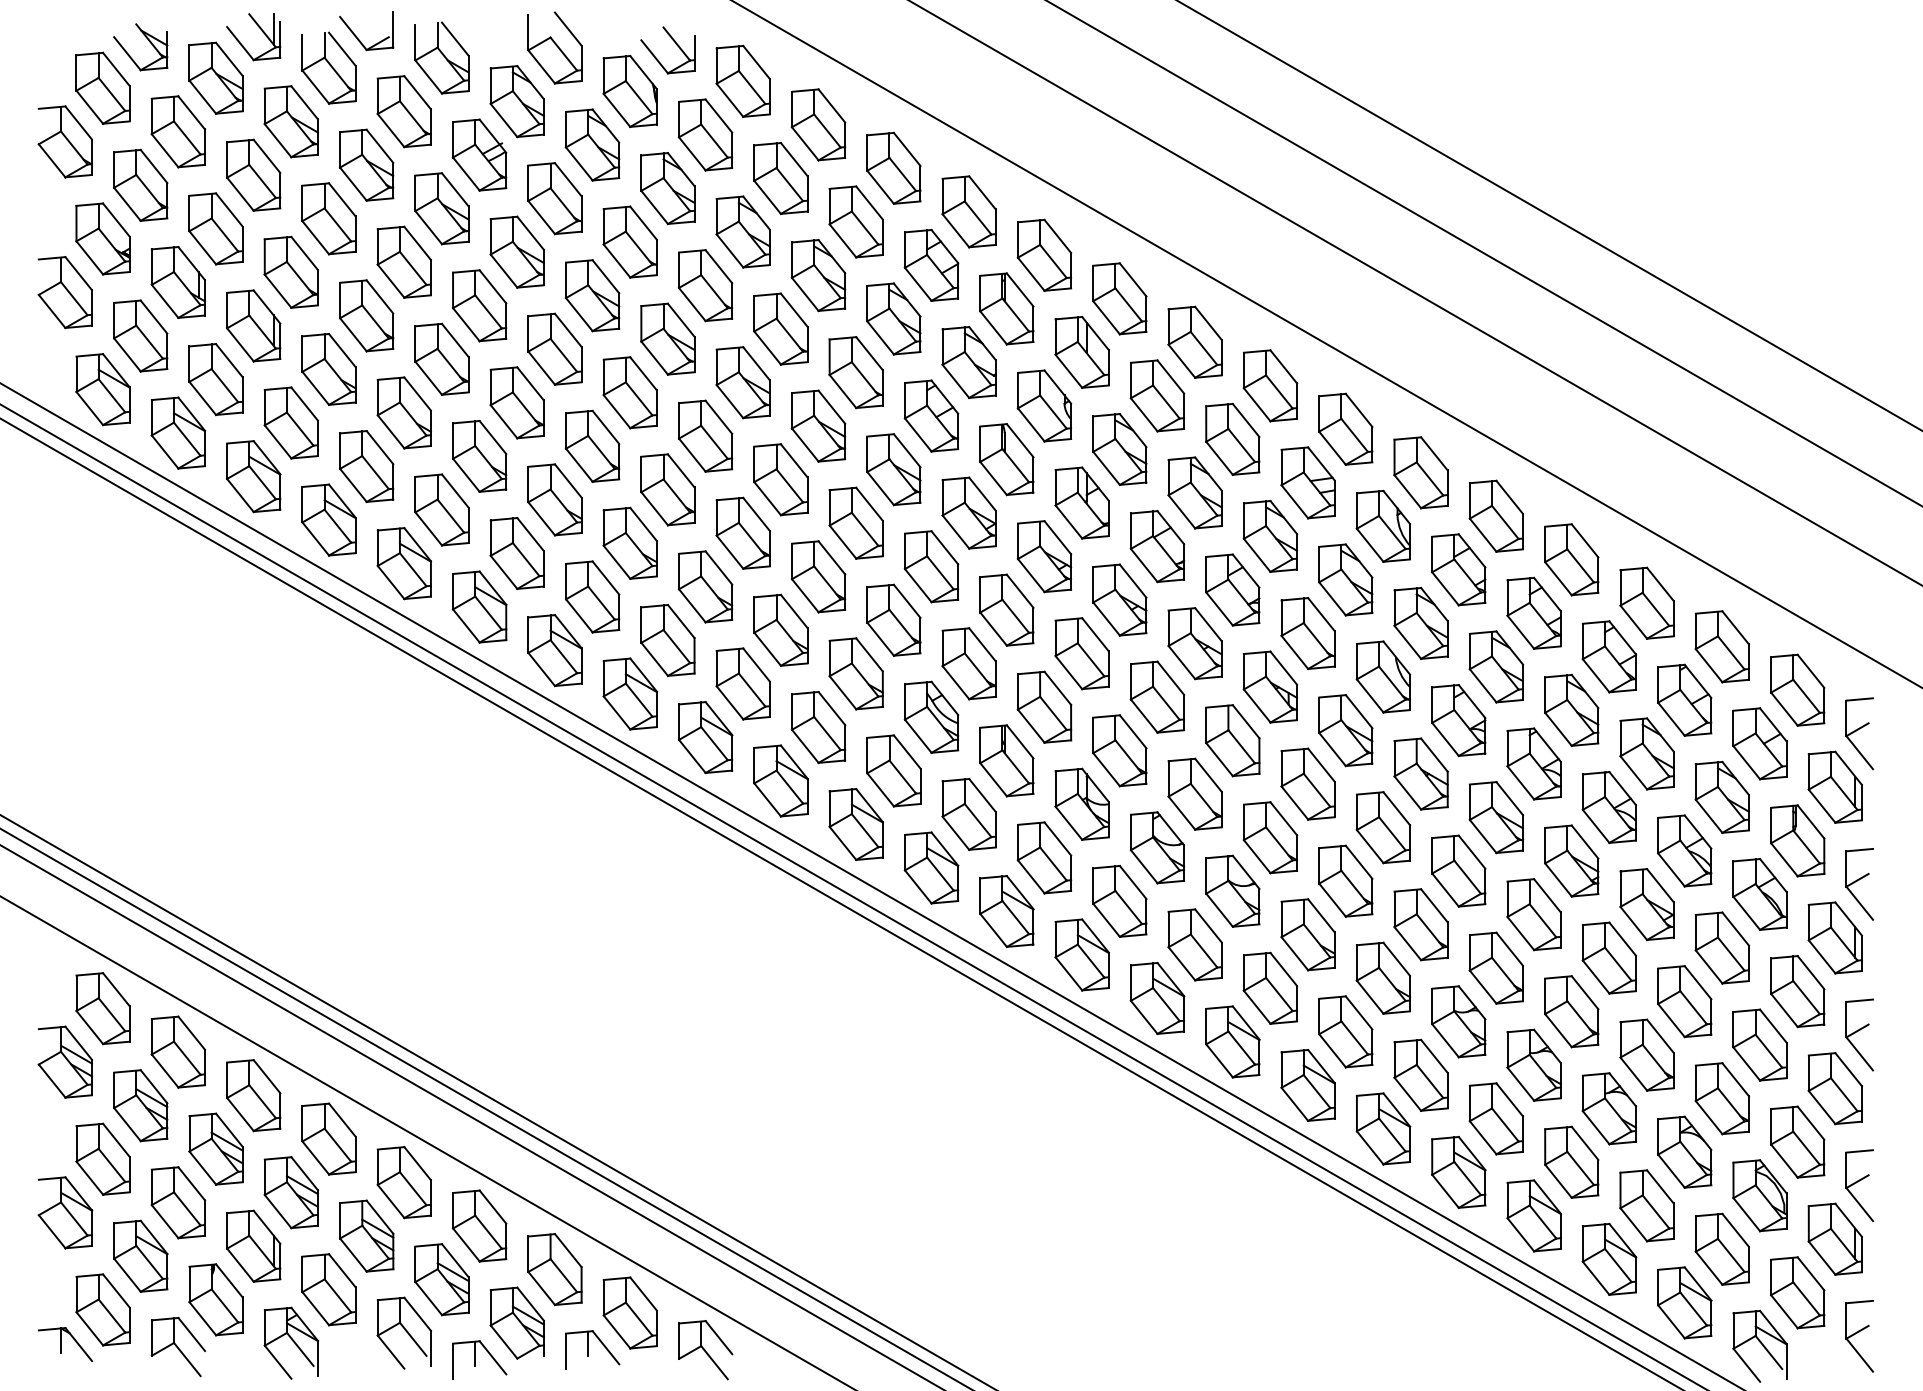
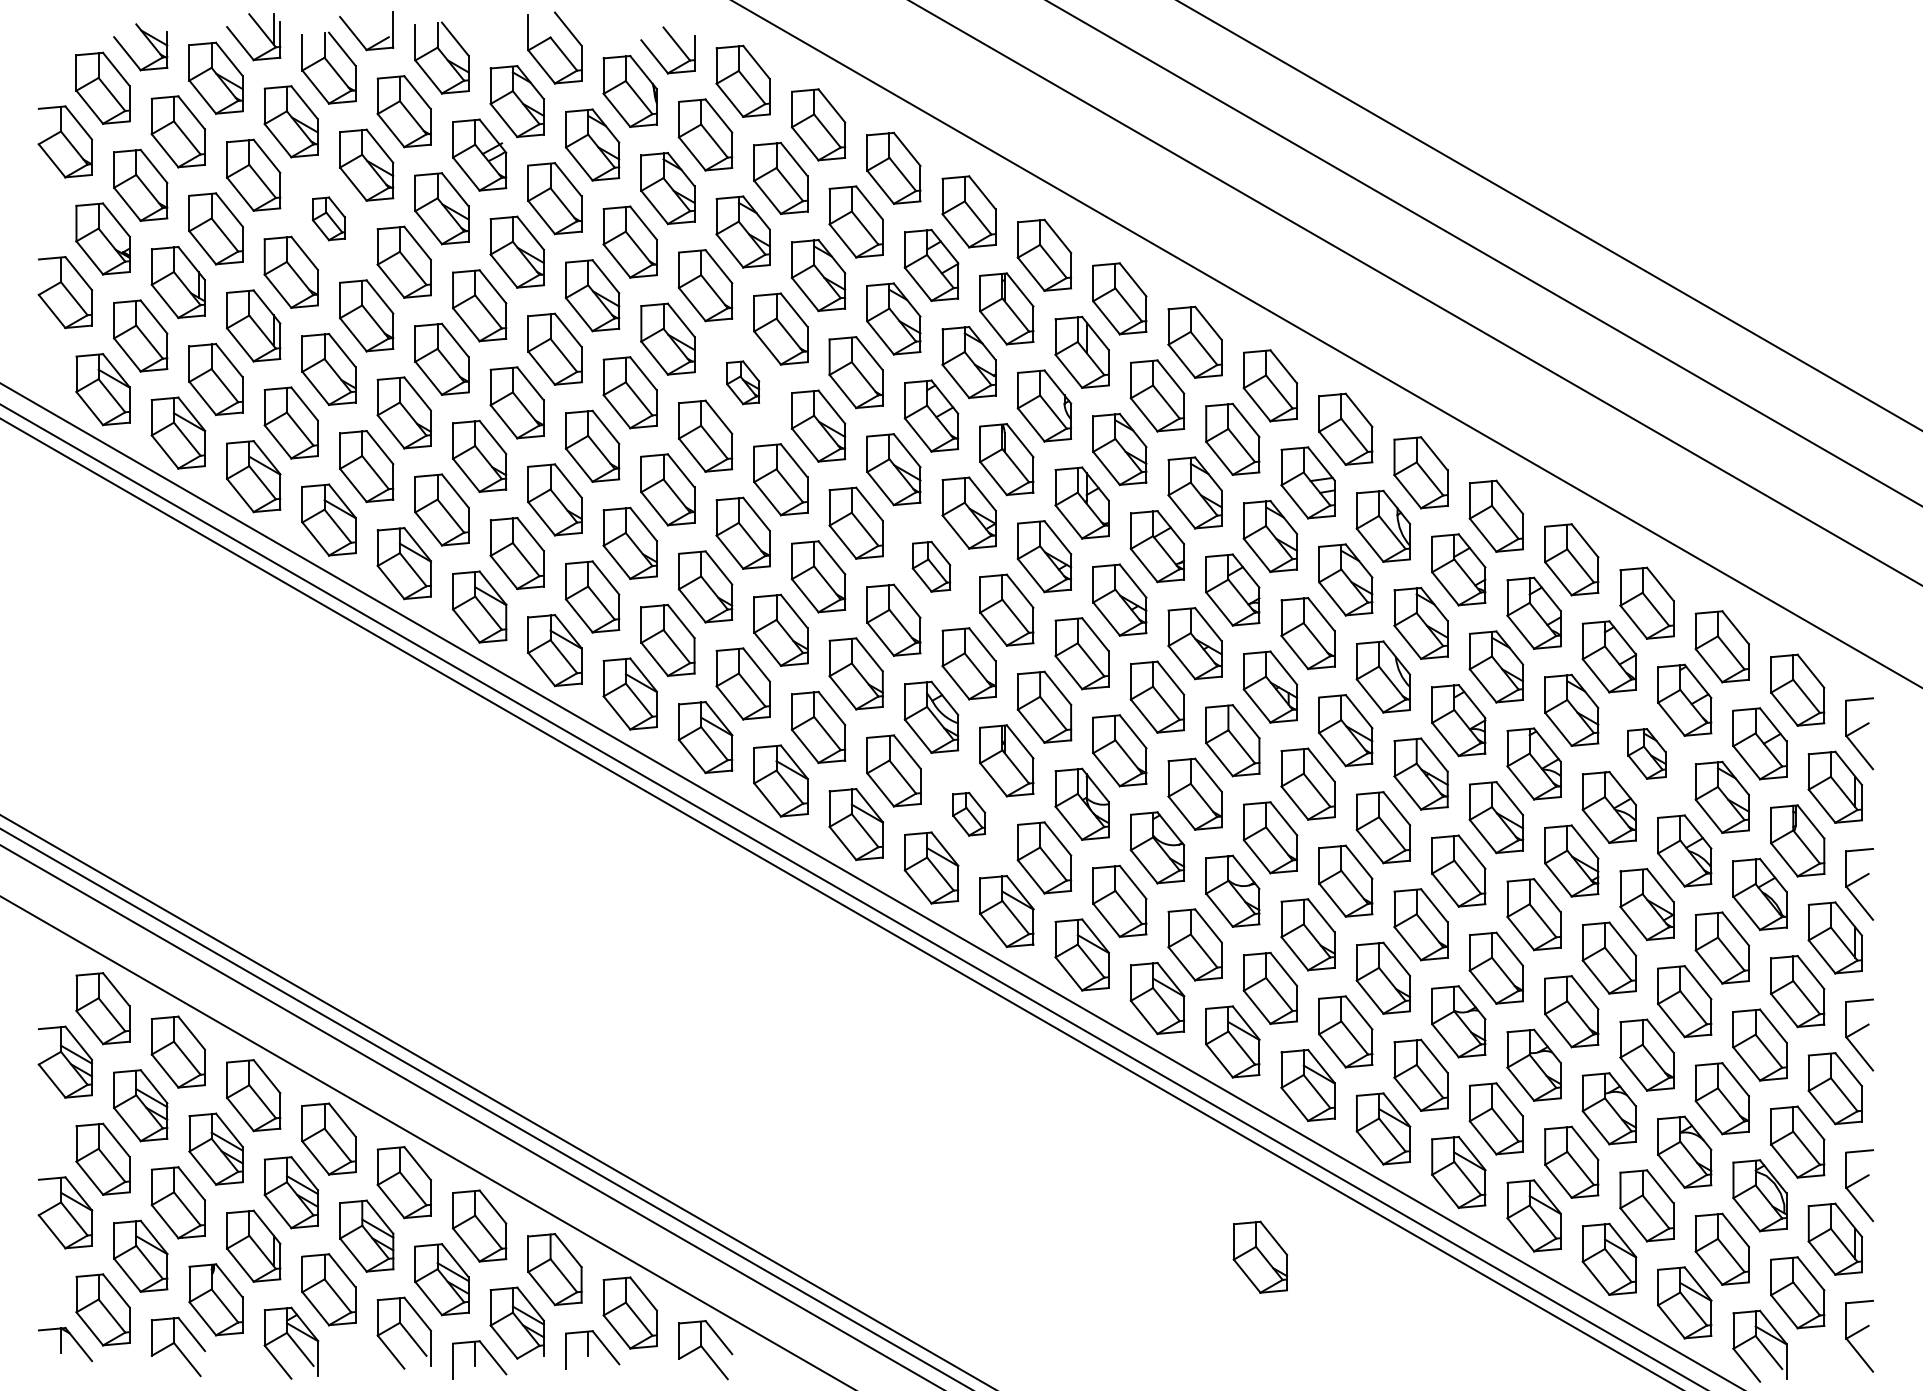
part size: 56x74 px -> 35x46 px (328, 218)
part size: 56x74 px -> 35x46 px (743, 382)
part size: 57x74 px -> 41x53 px (931, 566)
part size: 56x74 px -> 40x52 px (1646, 753)
part size: 56x74 px -> 35x46 px (969, 813)
part: none -> present (1259, 1256)
